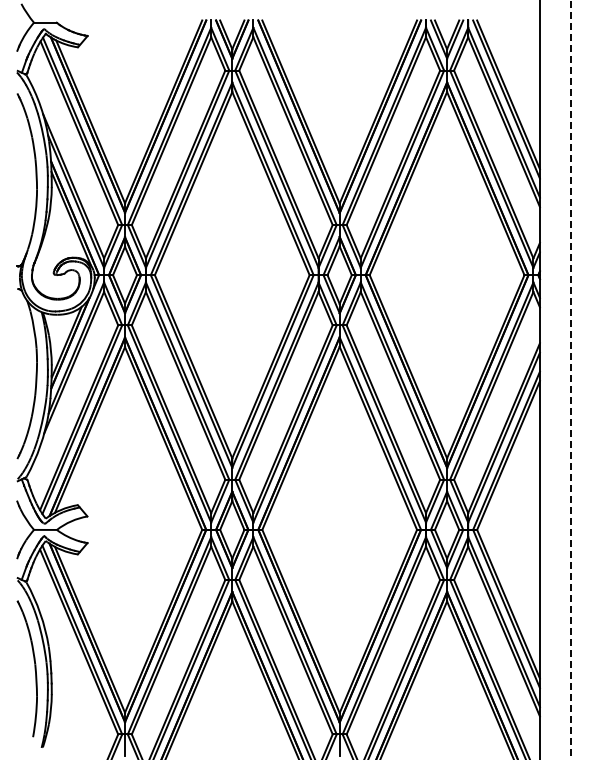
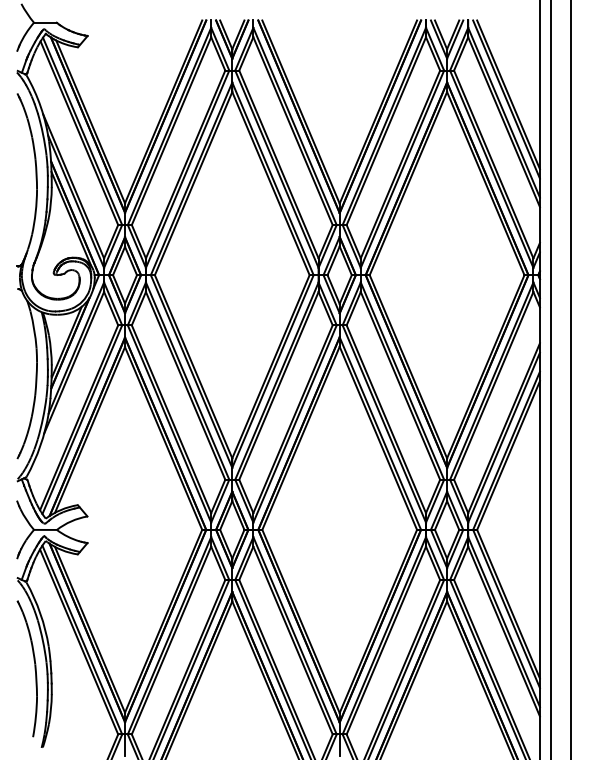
line: none -> present (550, 379)
line: dashed -> solid (571, 380)
